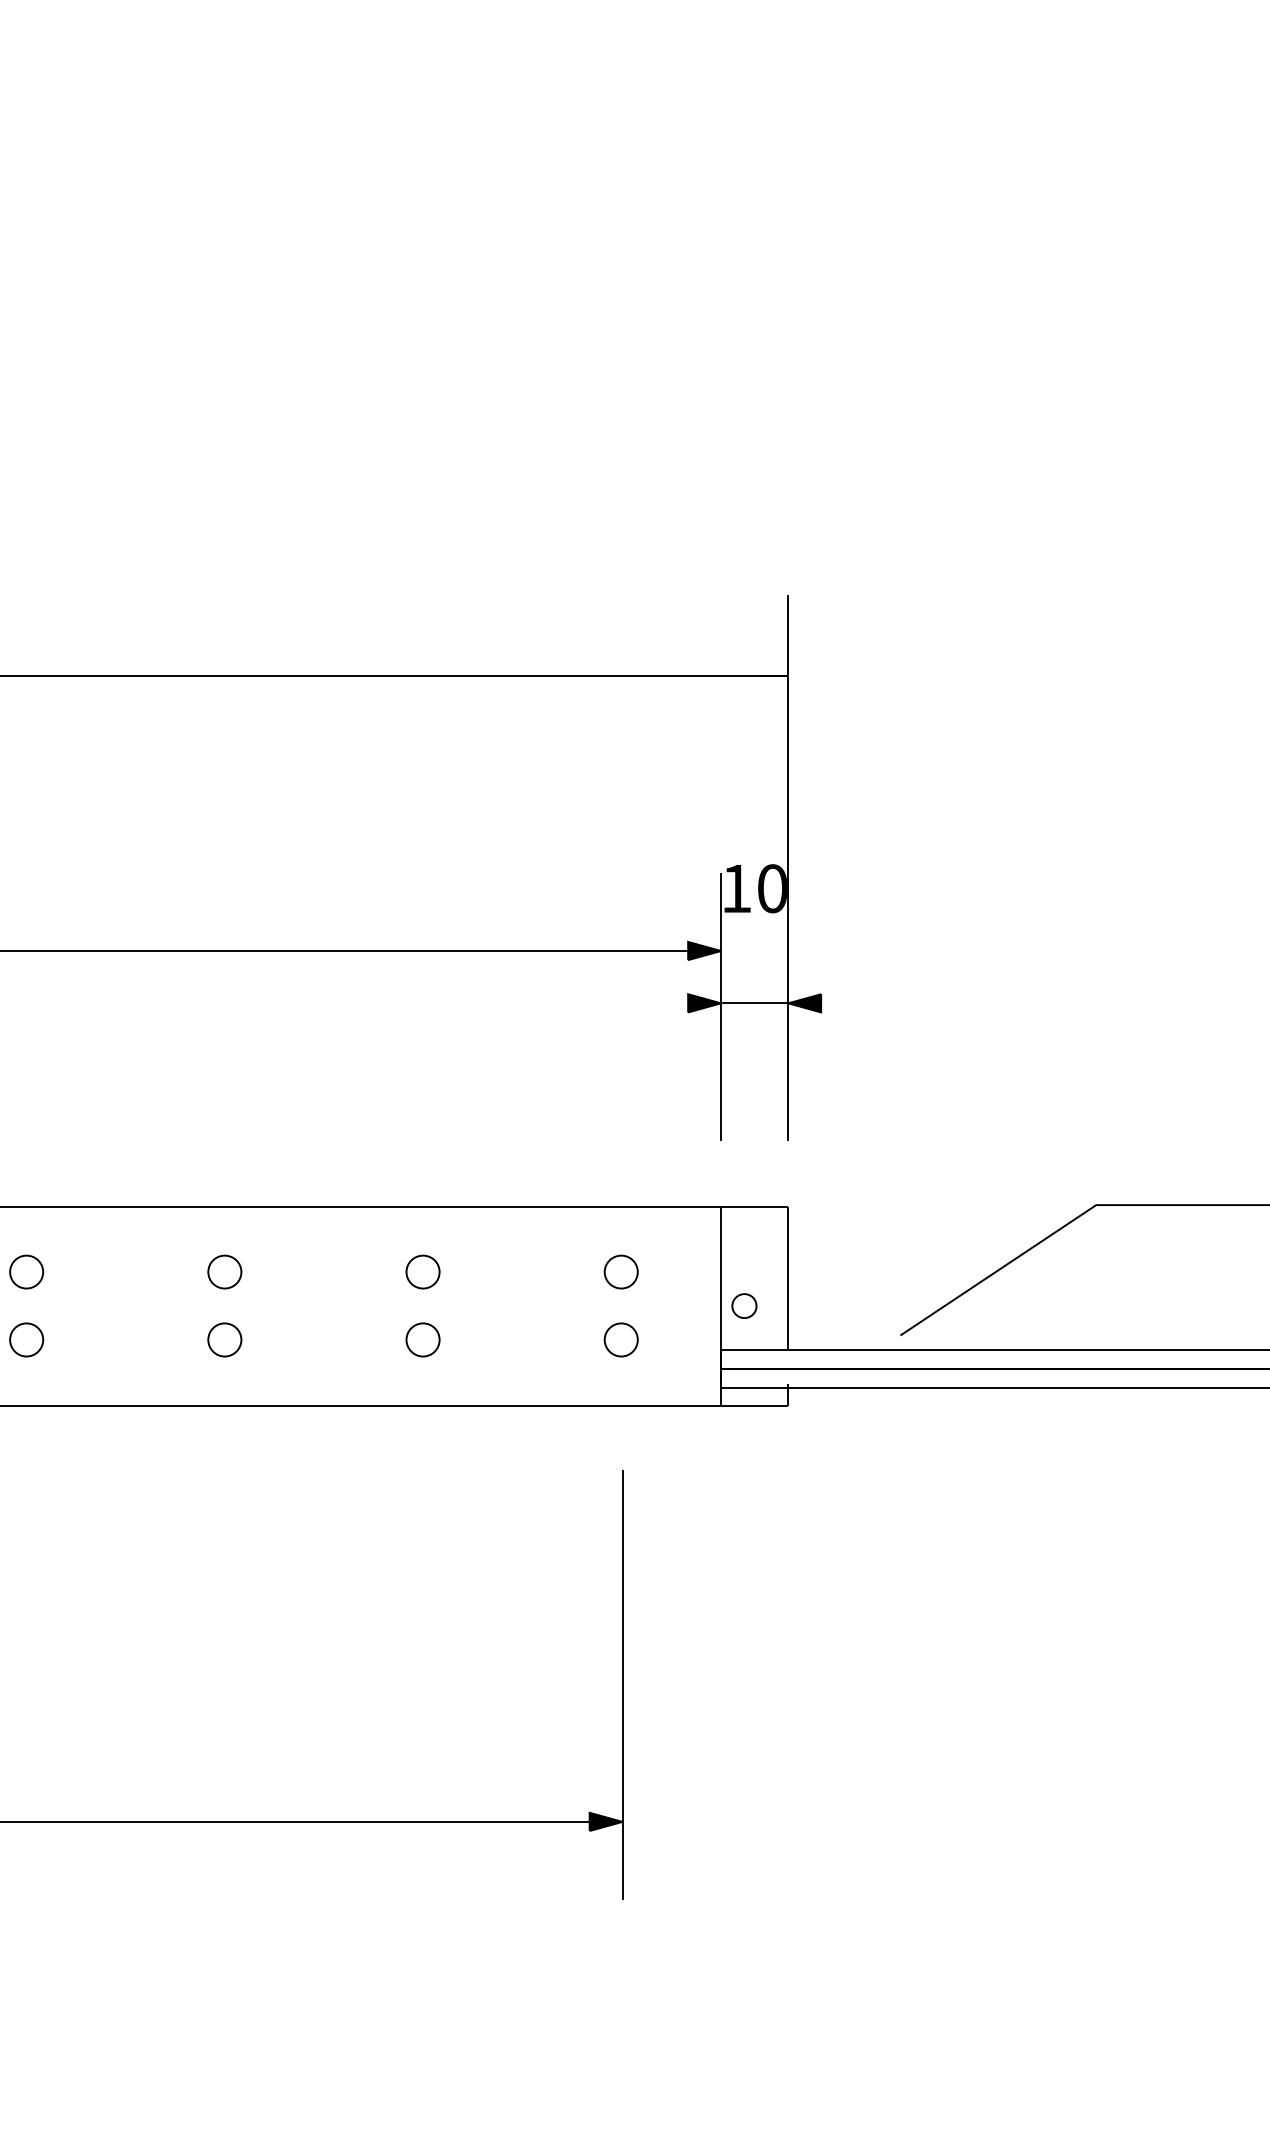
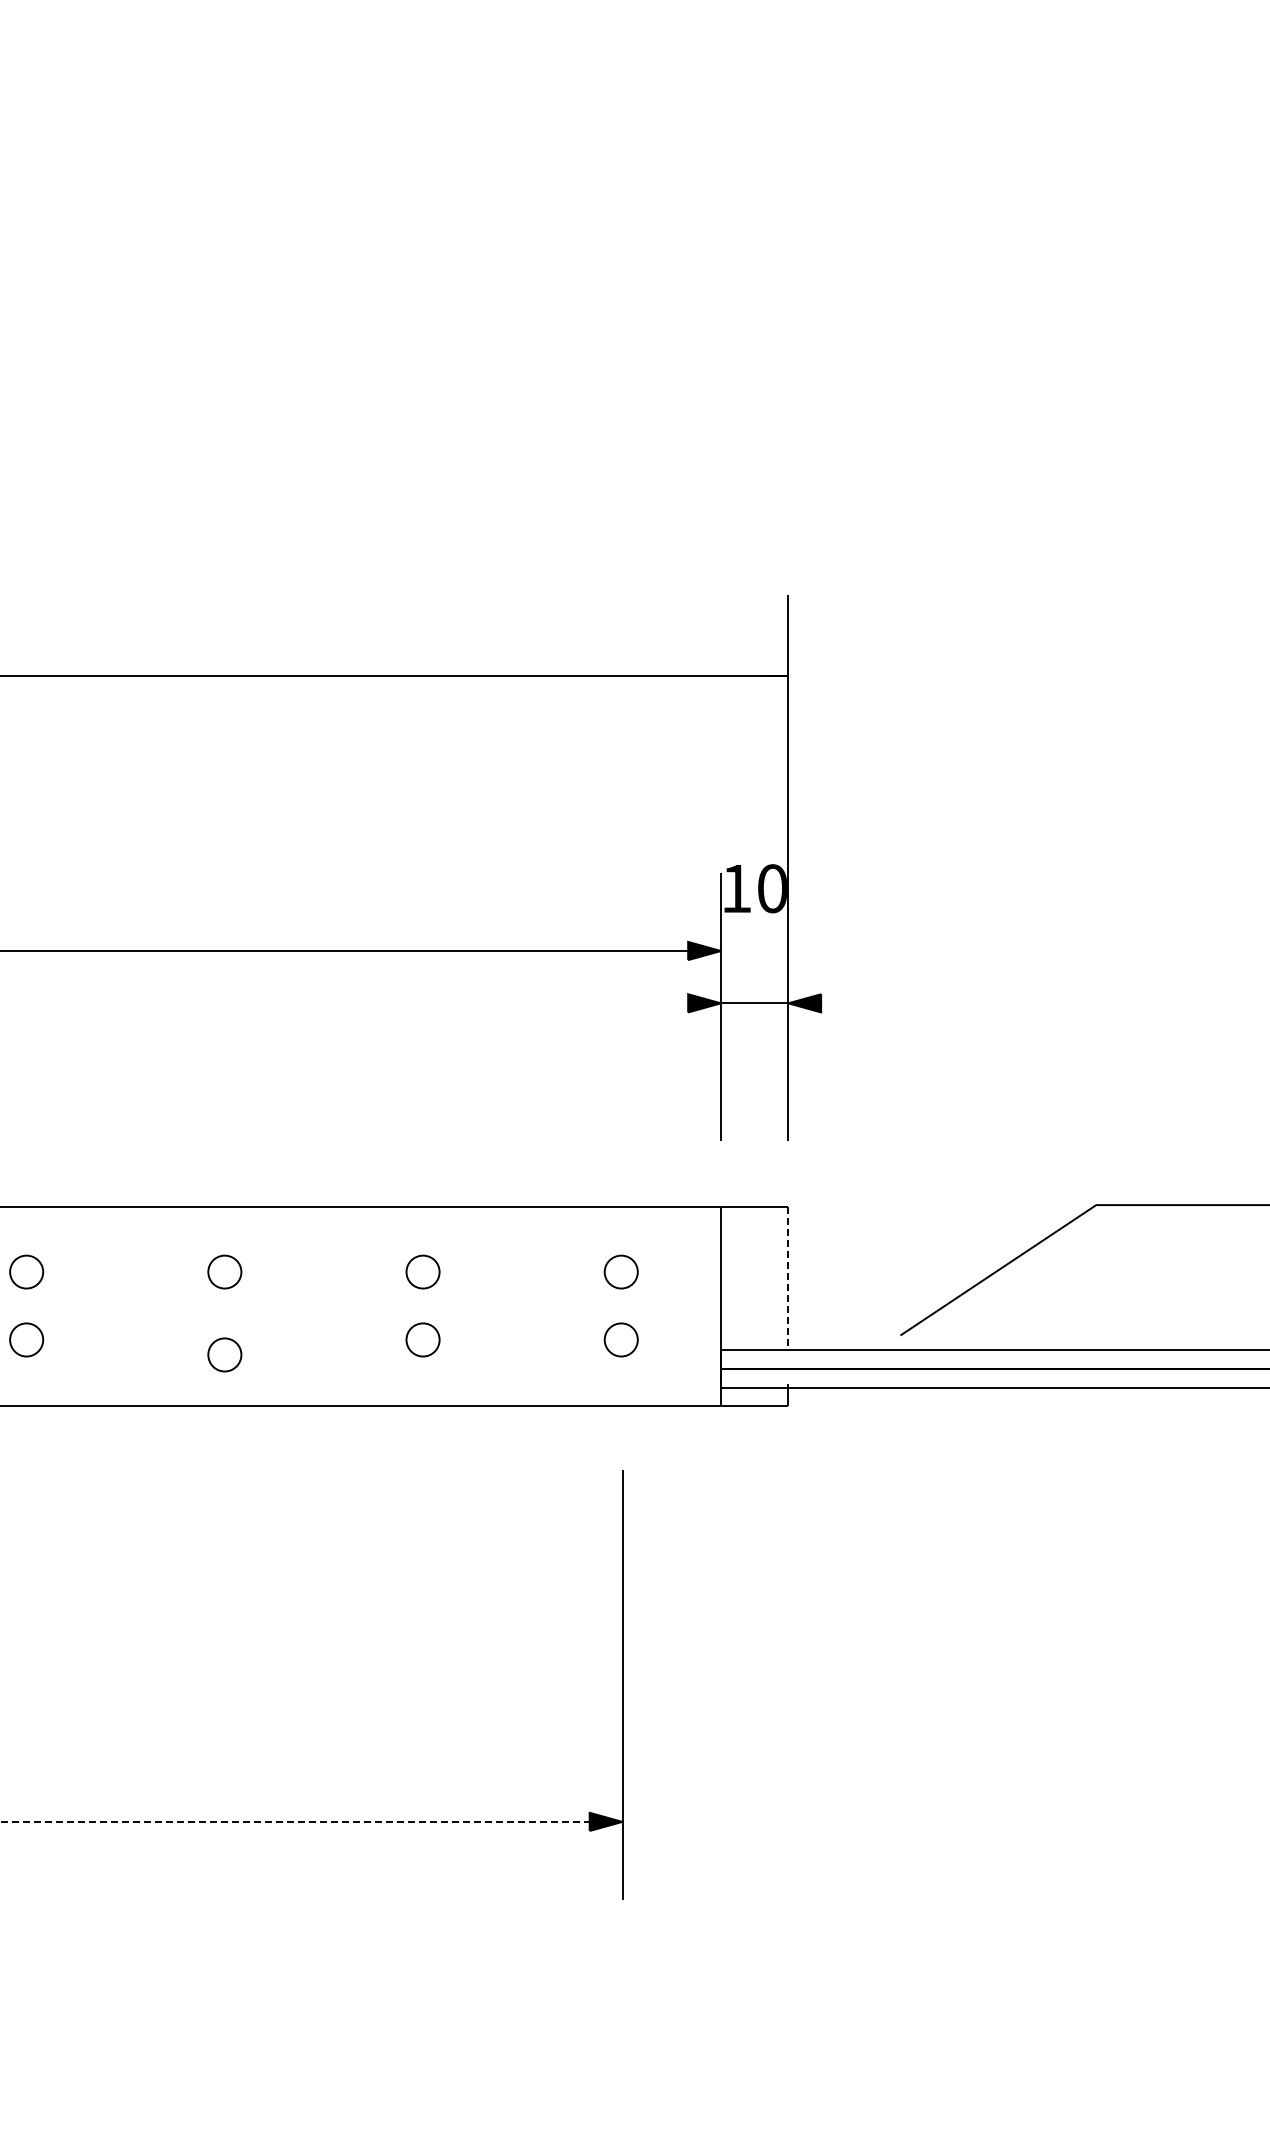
line: solid -> dashed (788, 1278)
part: present -> none (744, 1305)
part position: (224, 1339) -> (224, 1354) (224, 1354)
line: solid -> dashed (311, 1821)
